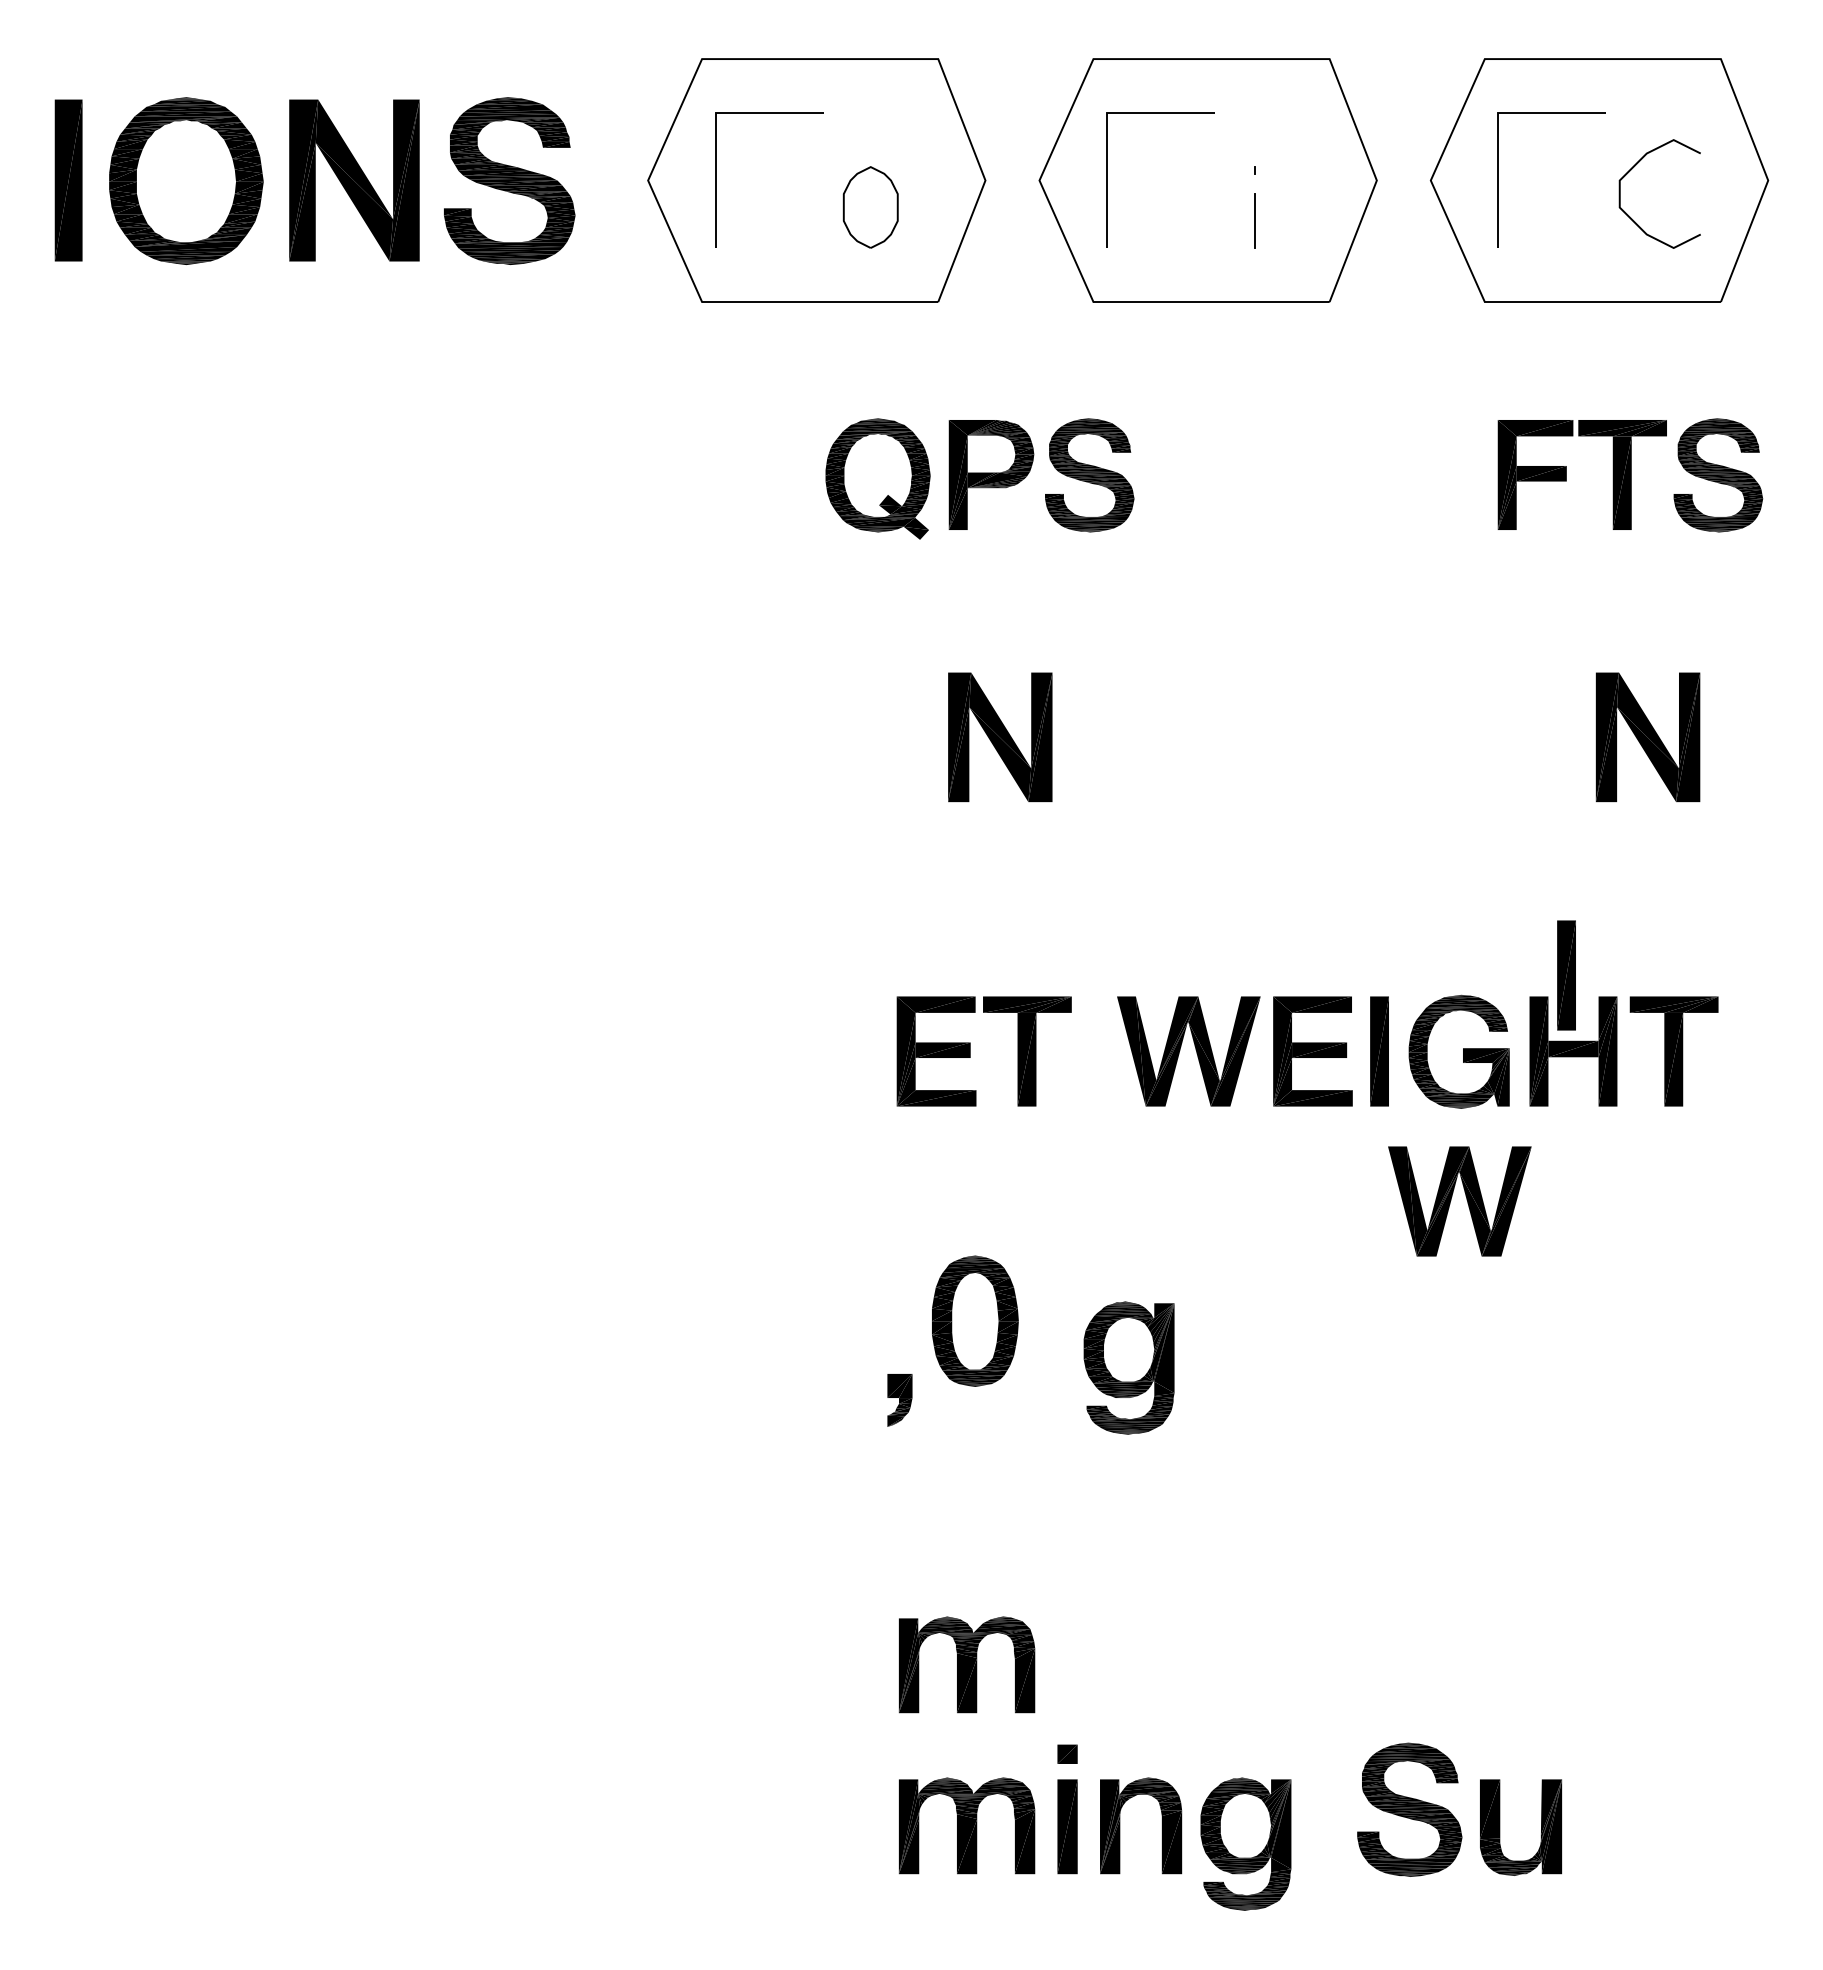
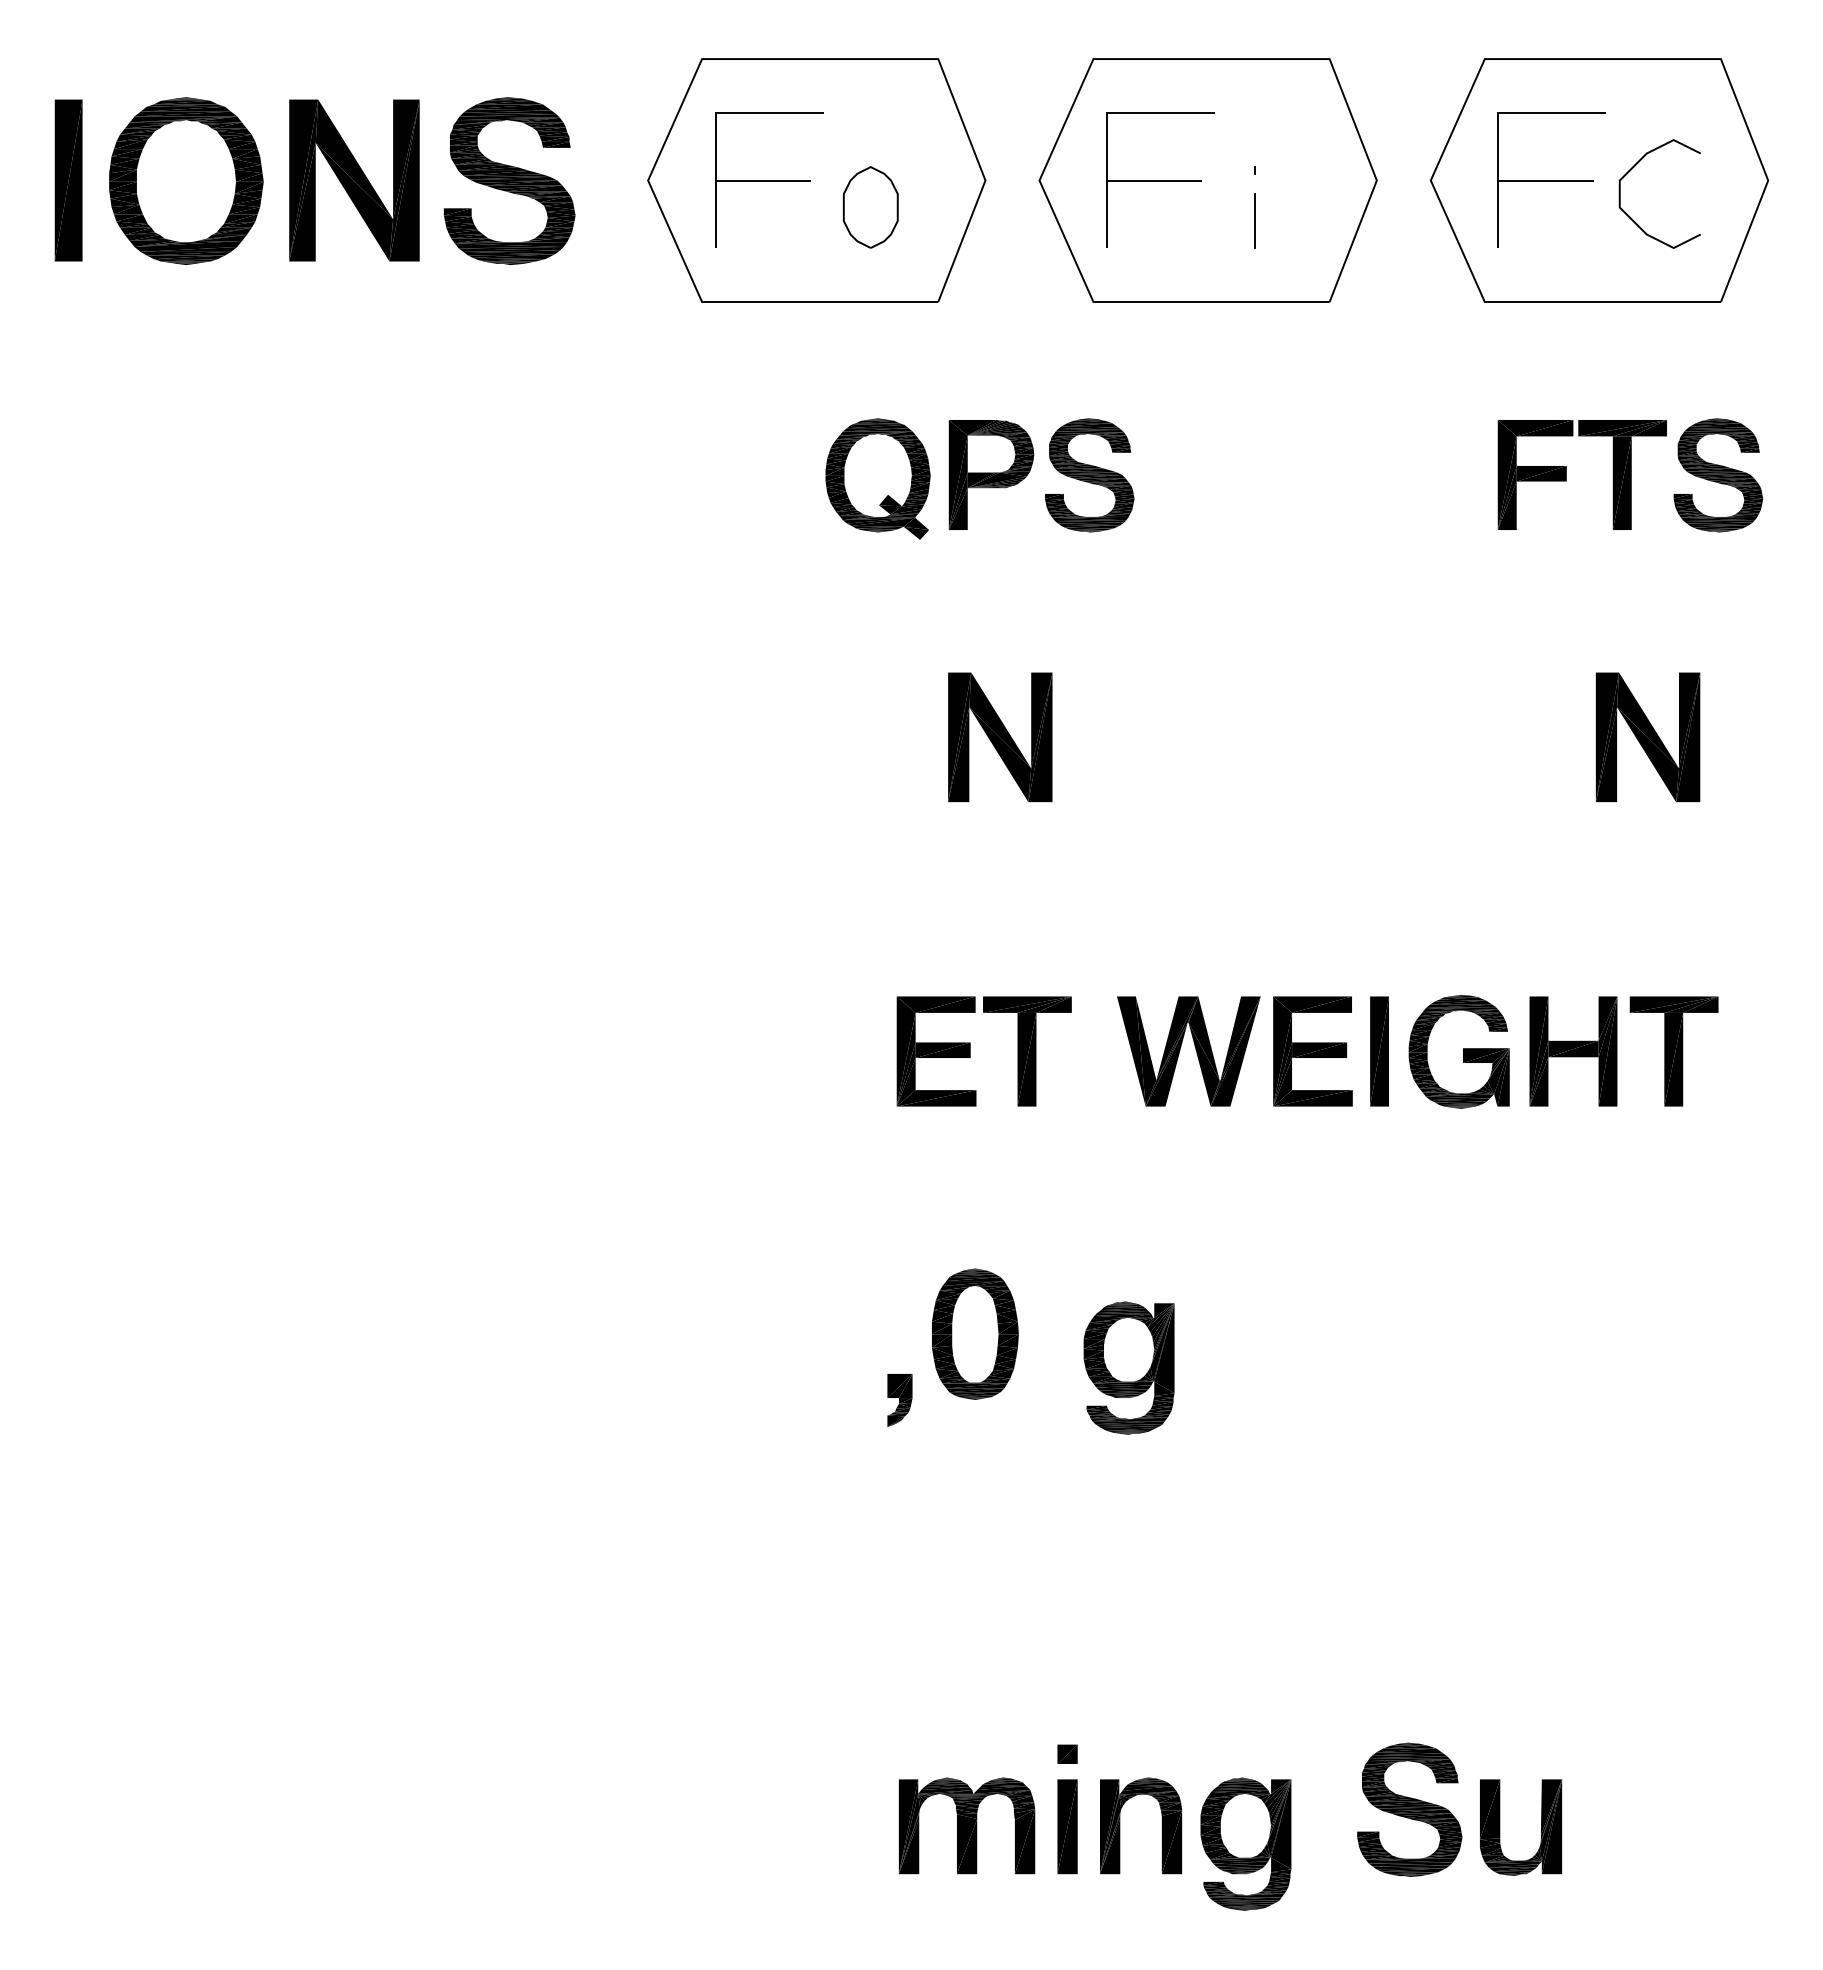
line: none -> present (762, 180)
line: none -> present (1153, 180)
line: none -> present (1545, 180)
part: present -> none (1566, 975)
part: present -> none (1466, 1200)
part position: (975, 1320) -> (975, 1333) (975, 1333)
part: present -> none (966, 1664)
